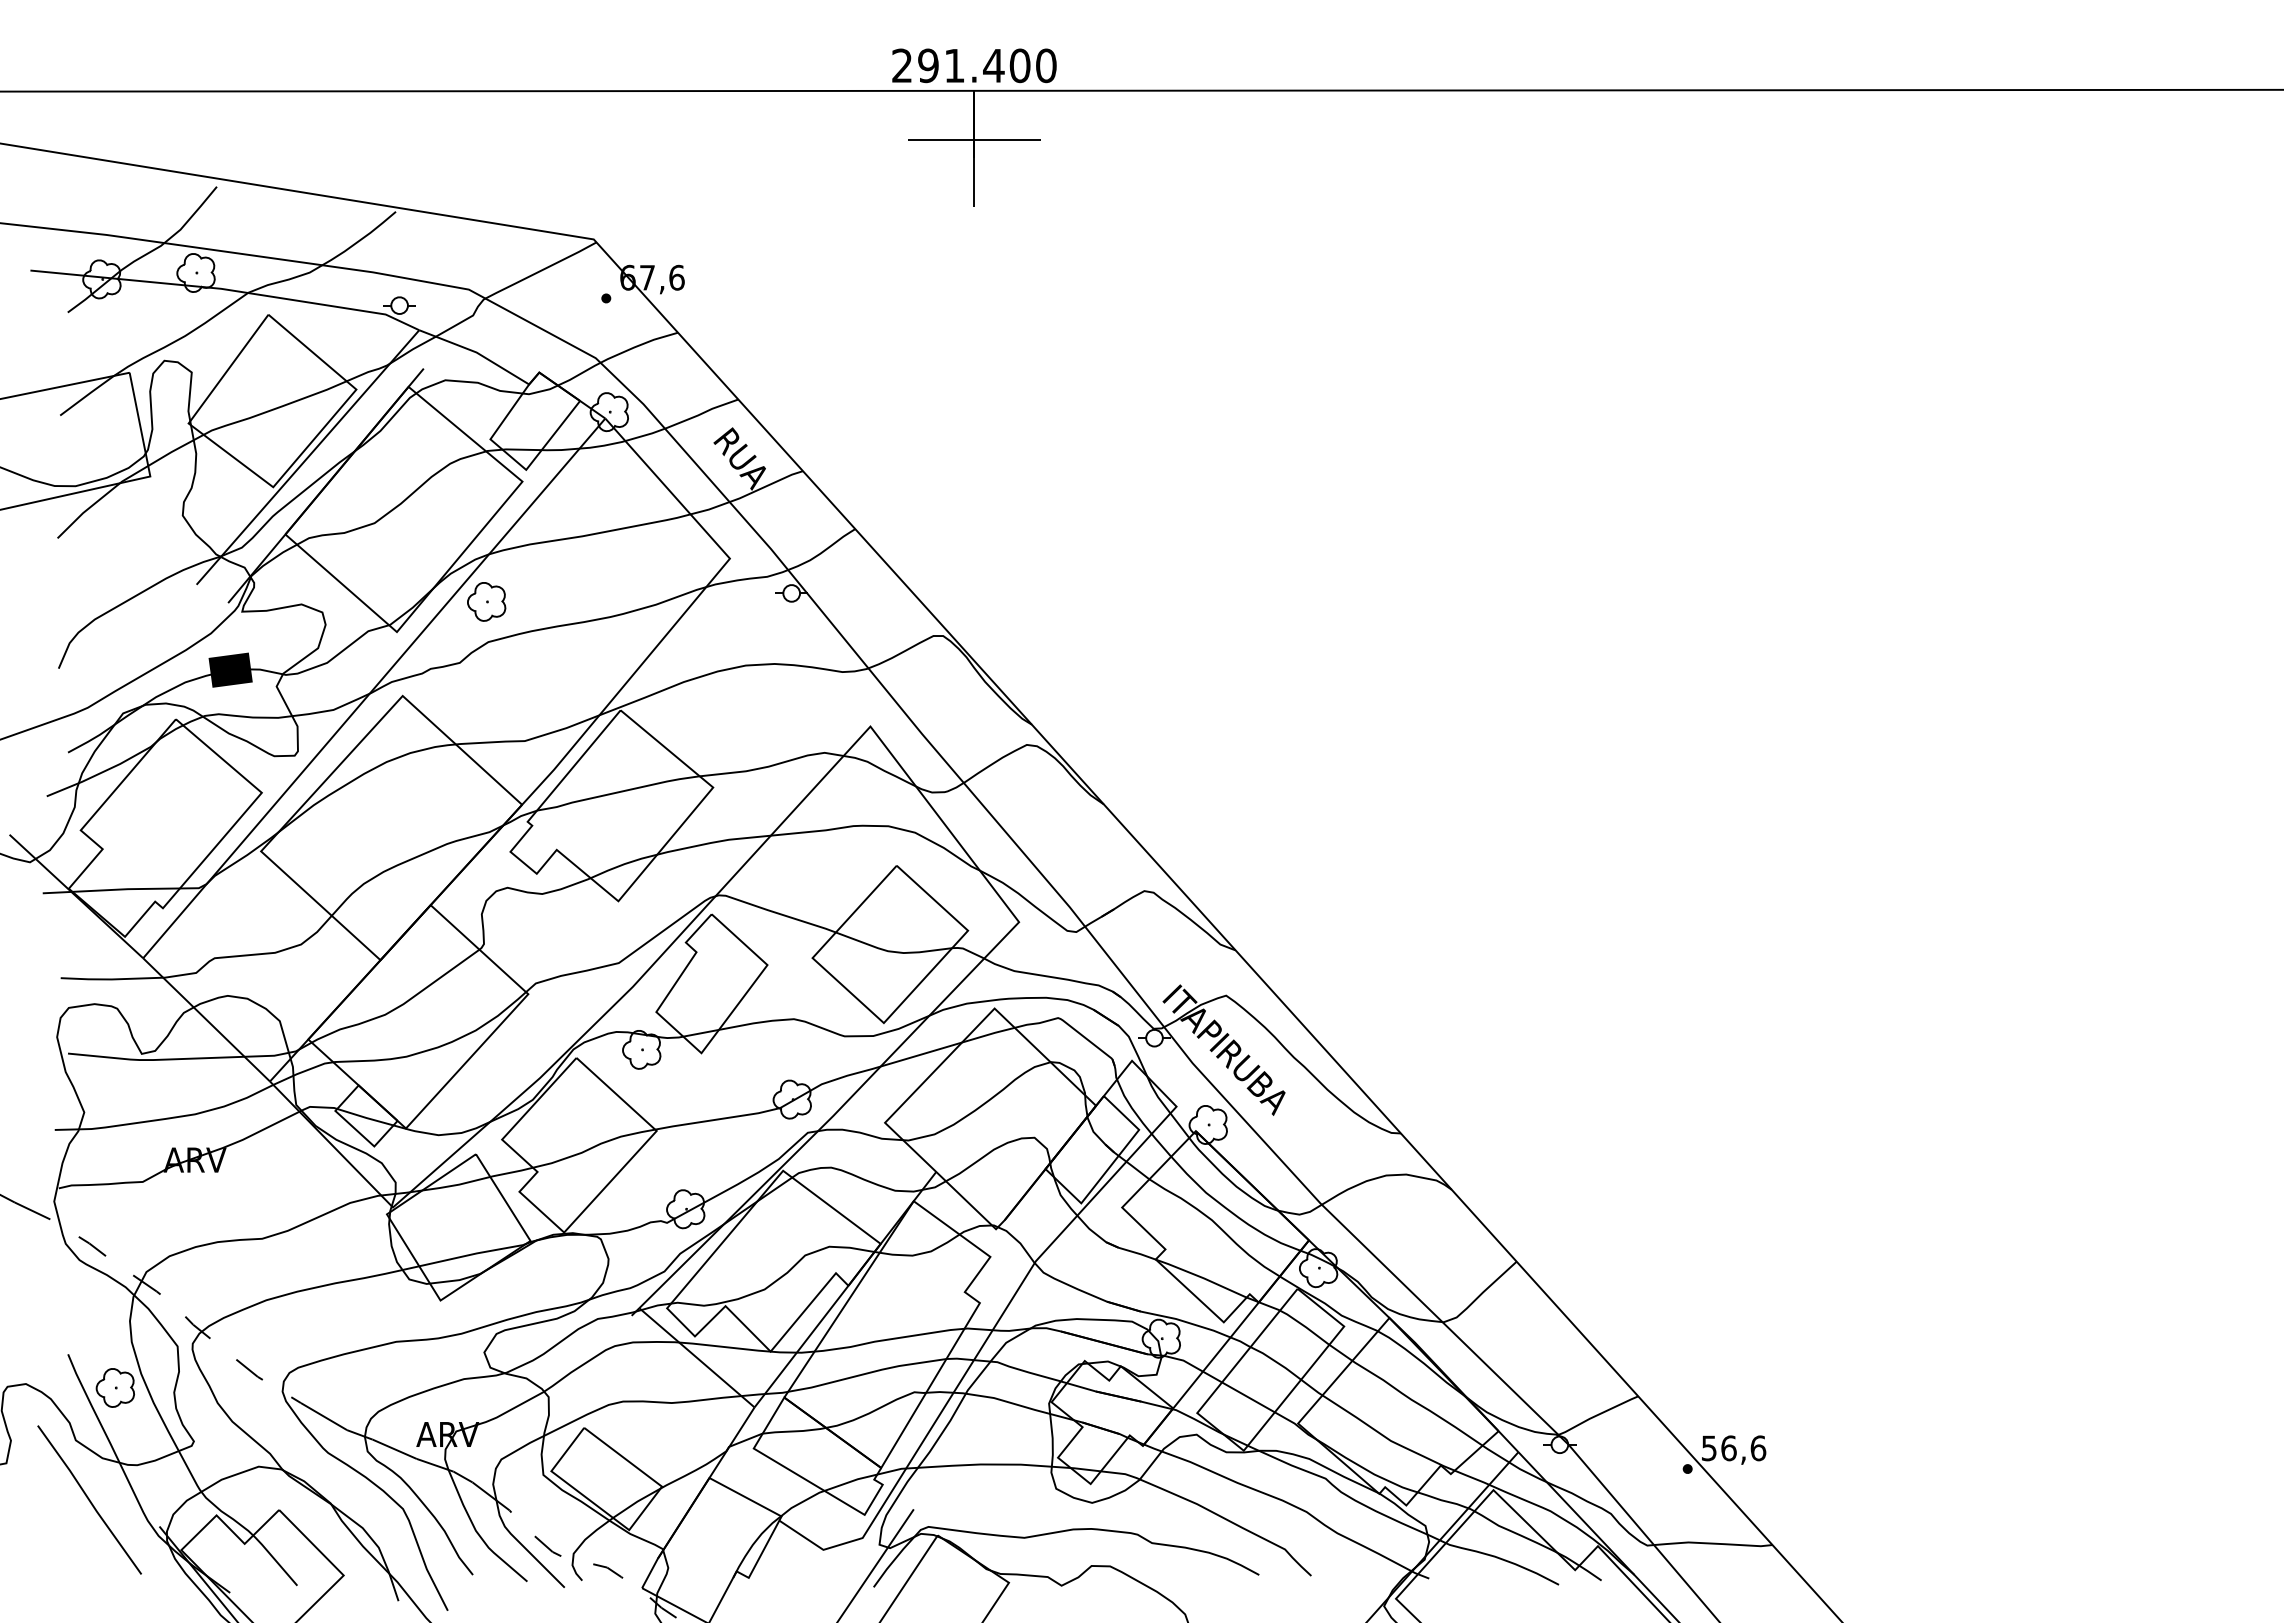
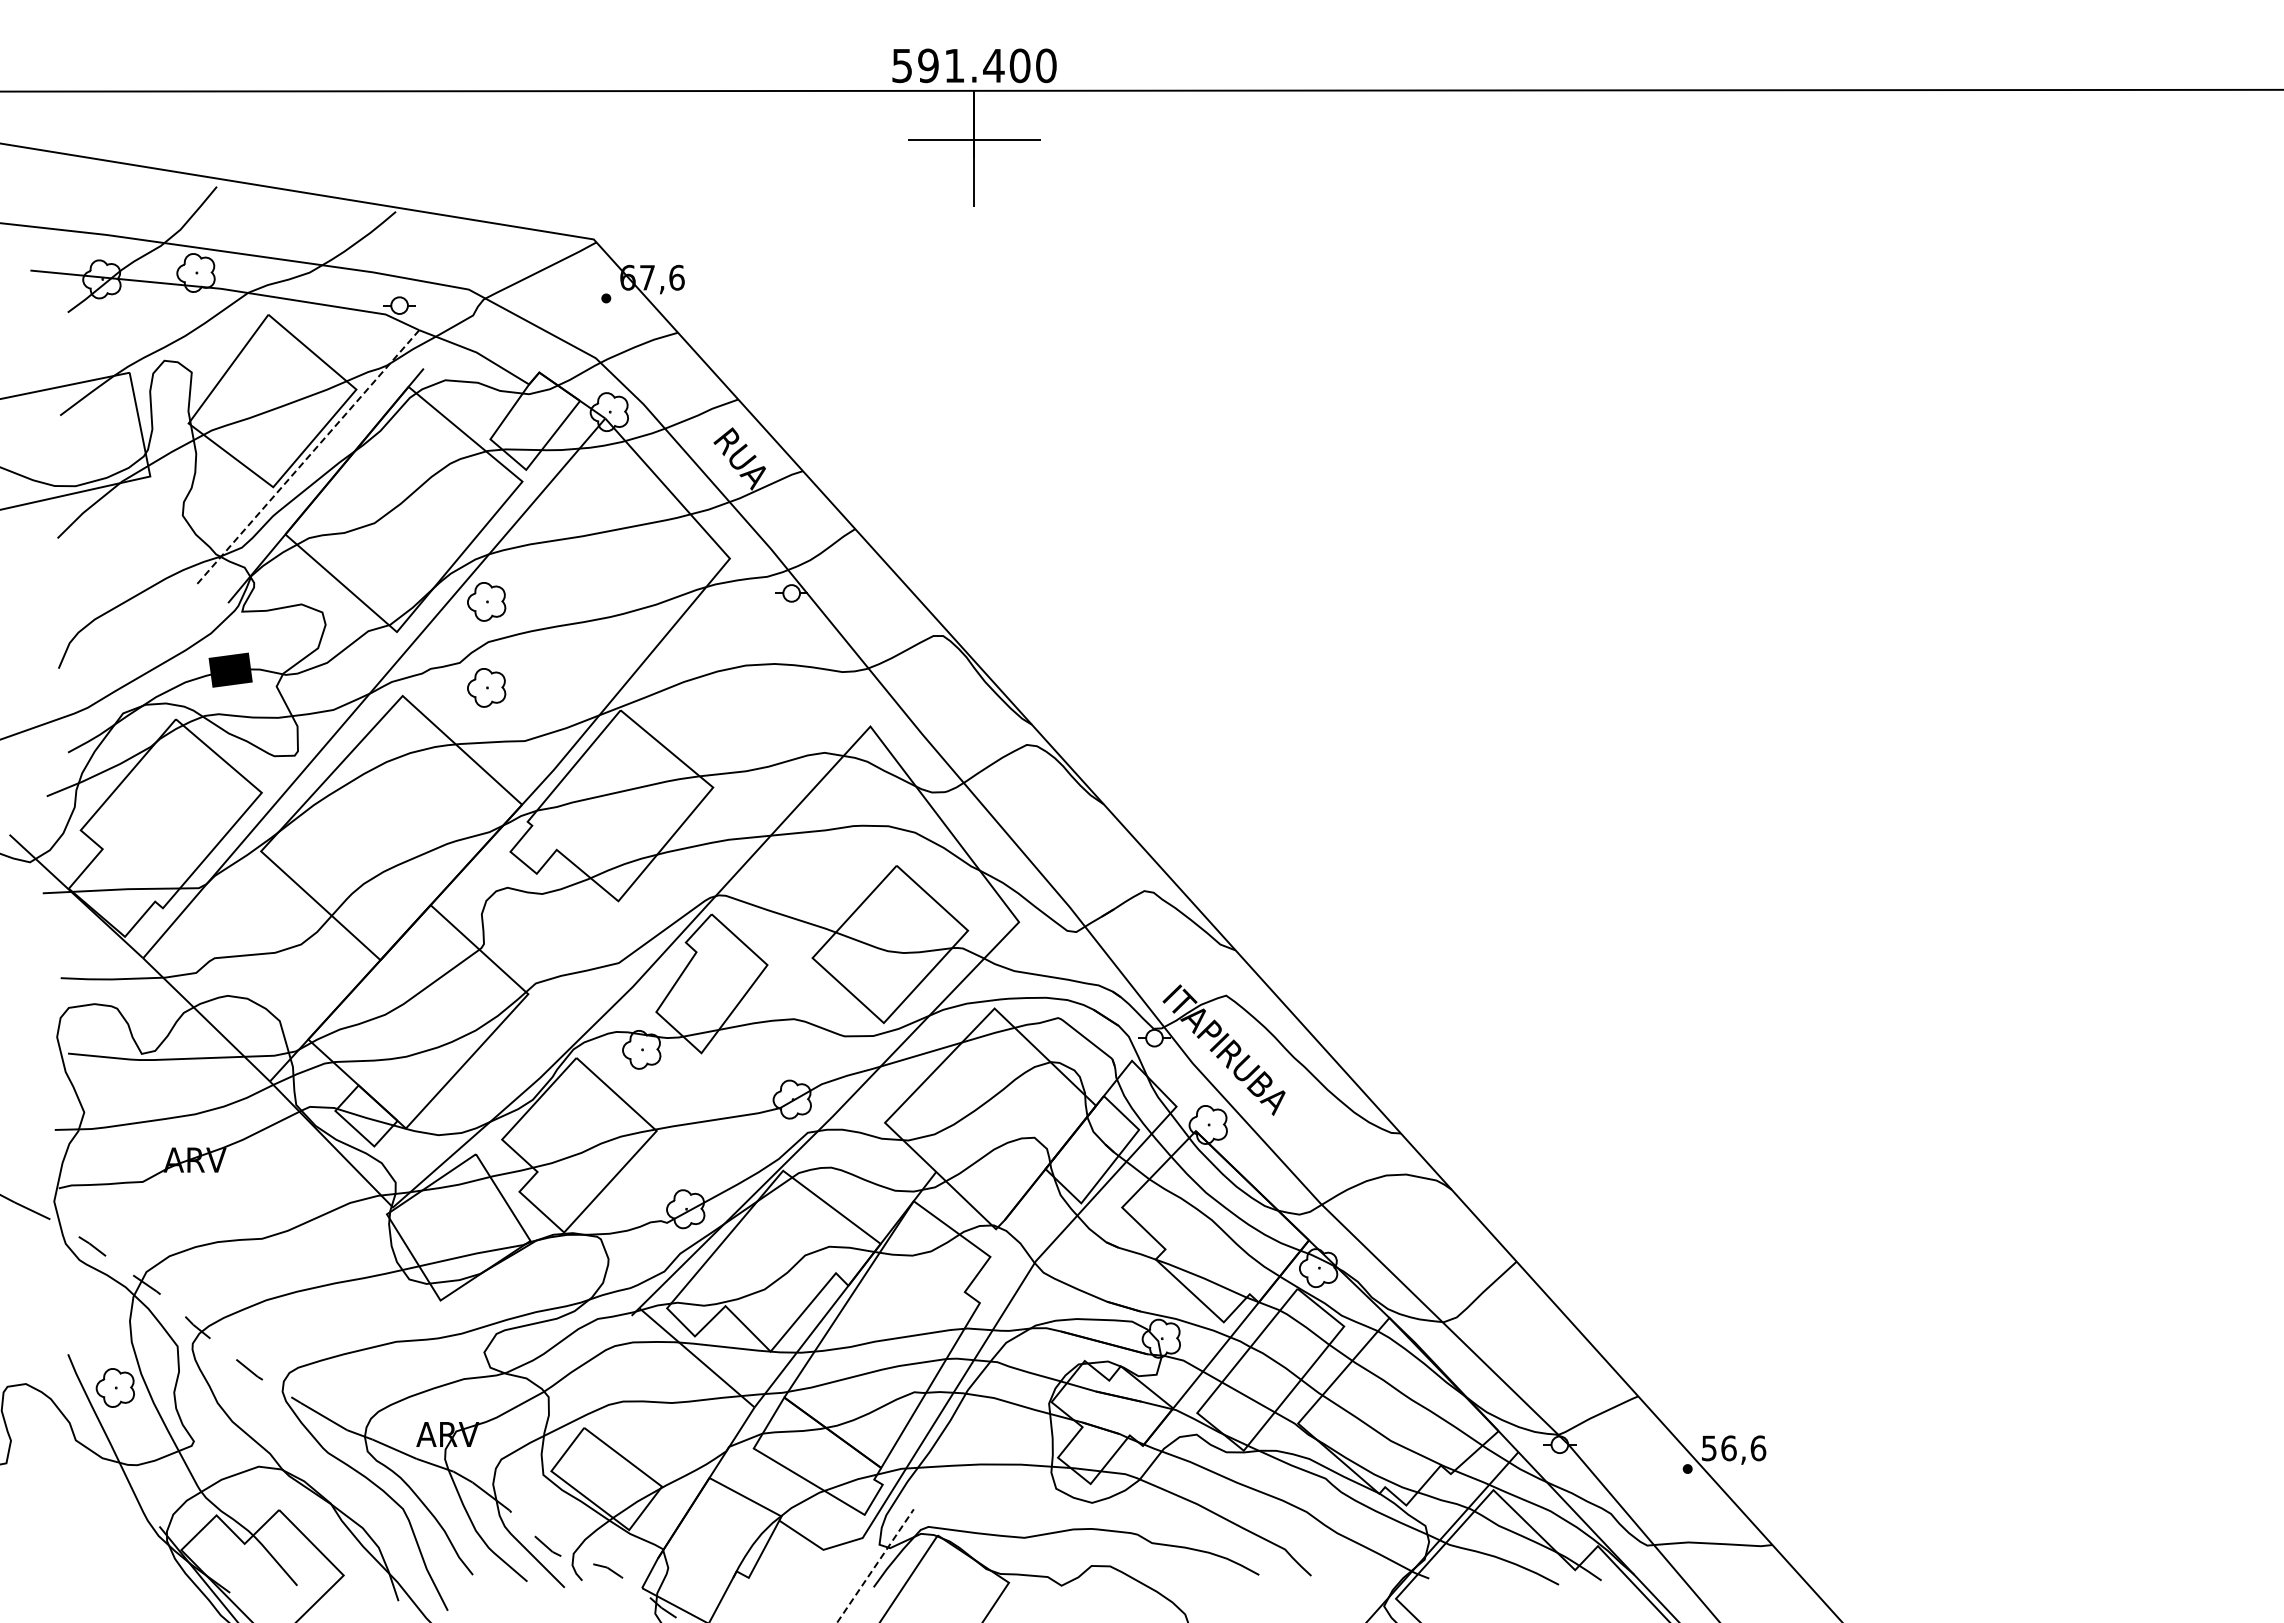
text: 291.400 -> 591.400 (901, 65)
line: solid -> dashed (307, 457)
part: none -> present (486, 687)
line: present -> none (89, 1499)
line: solid -> dashed (875, 1565)
